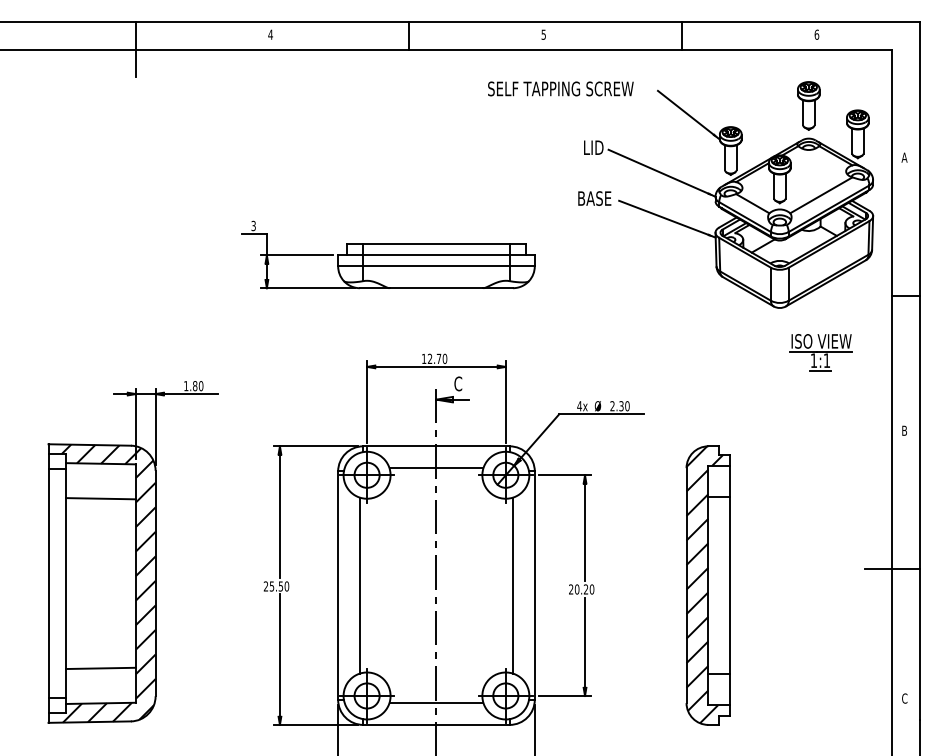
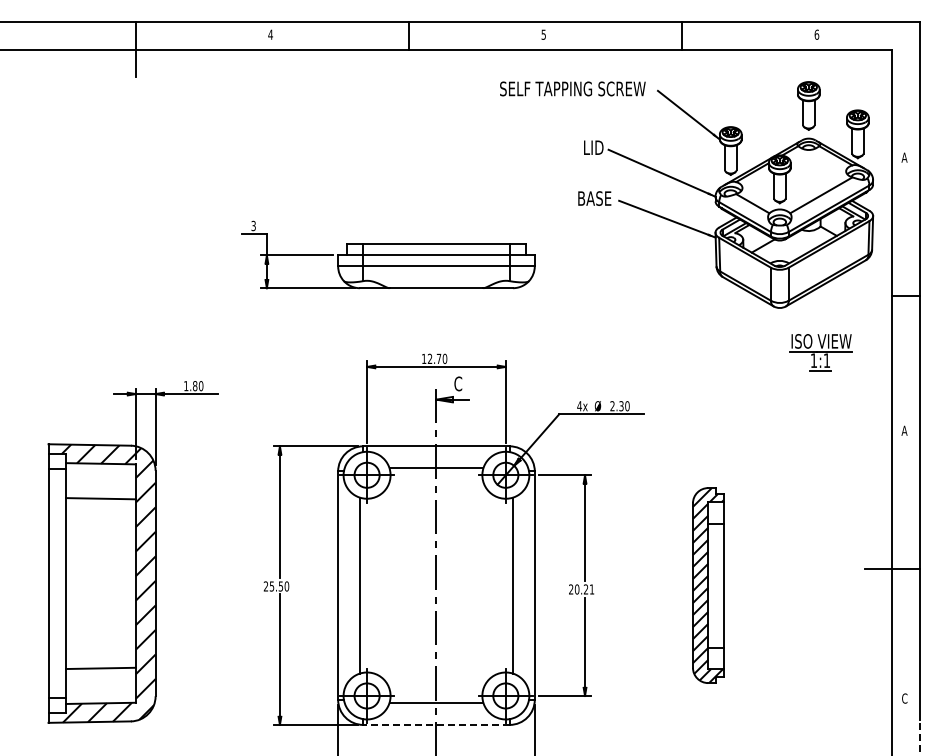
text position: (560, 88) -> (572, 88) (572, 88)
text: B -> A (904, 430)
part size: 46x281 px -> 33x197 px (708, 585)
text: 20.20 -> 20.21 (591, 589)
line: solid -> dashed (435, 724)
line: solid -> dashed (919, 737)
